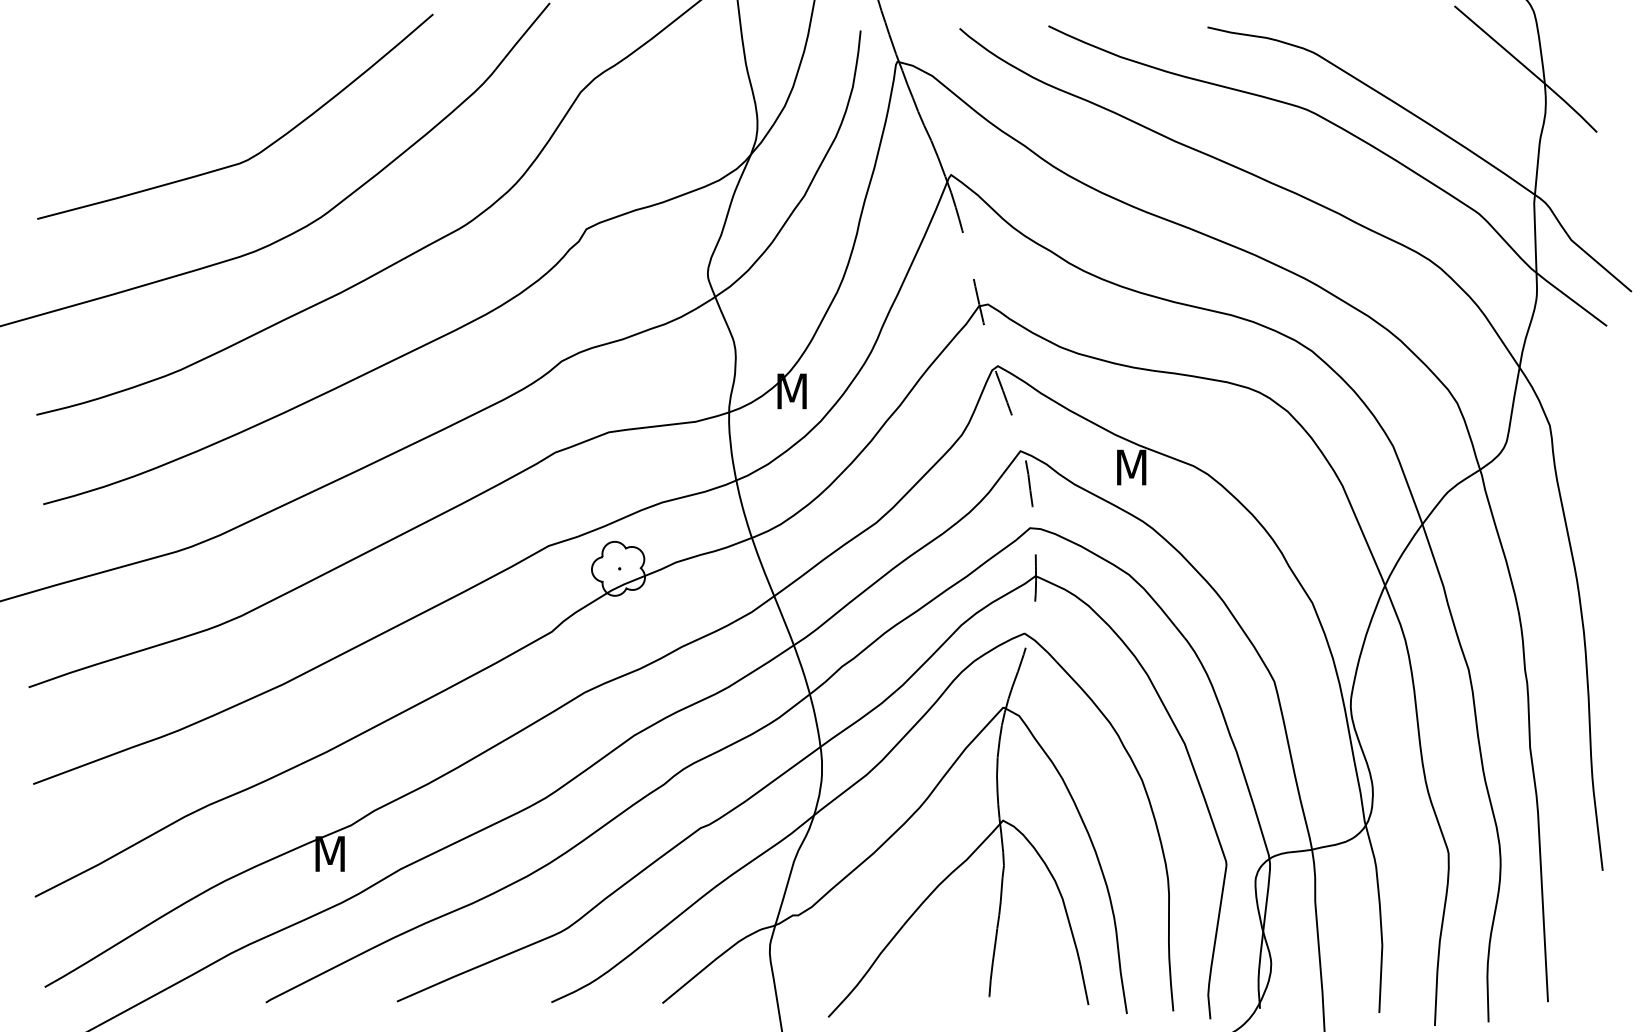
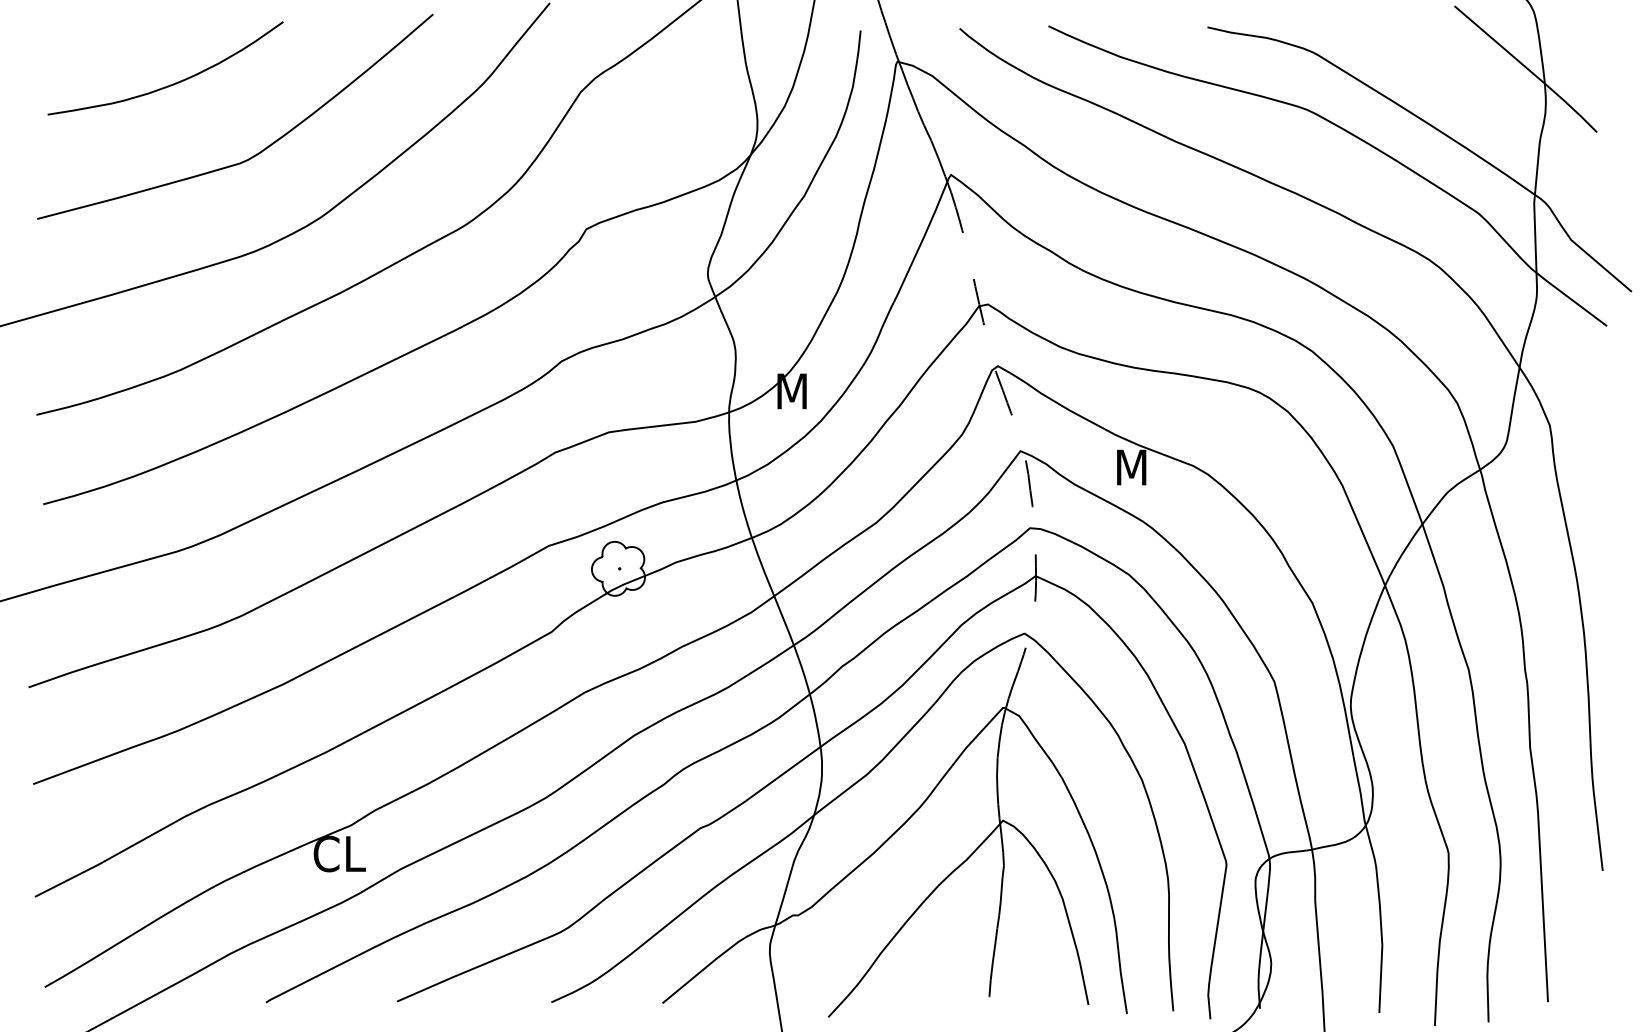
curve: none -> present (170, 84)
text: M -> CL (339, 853)
